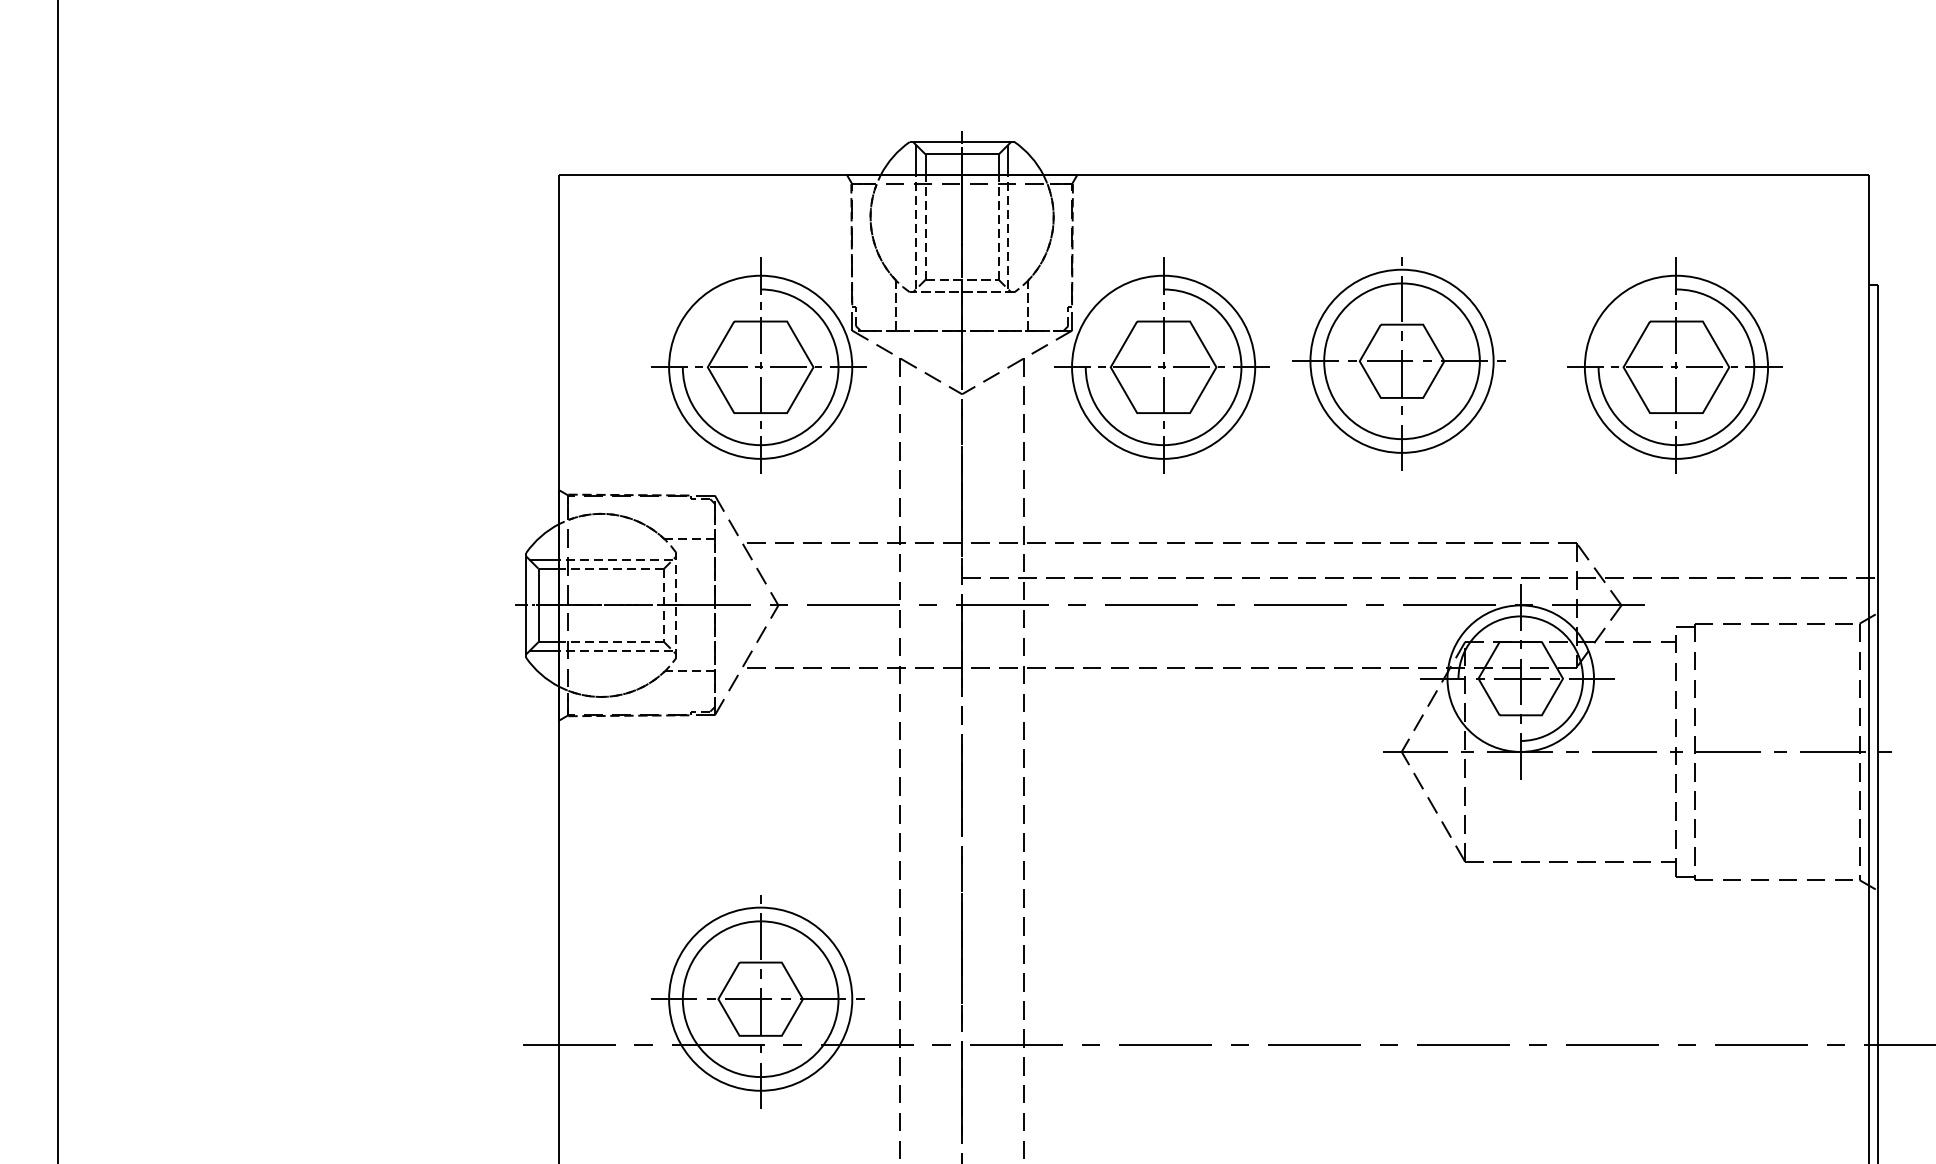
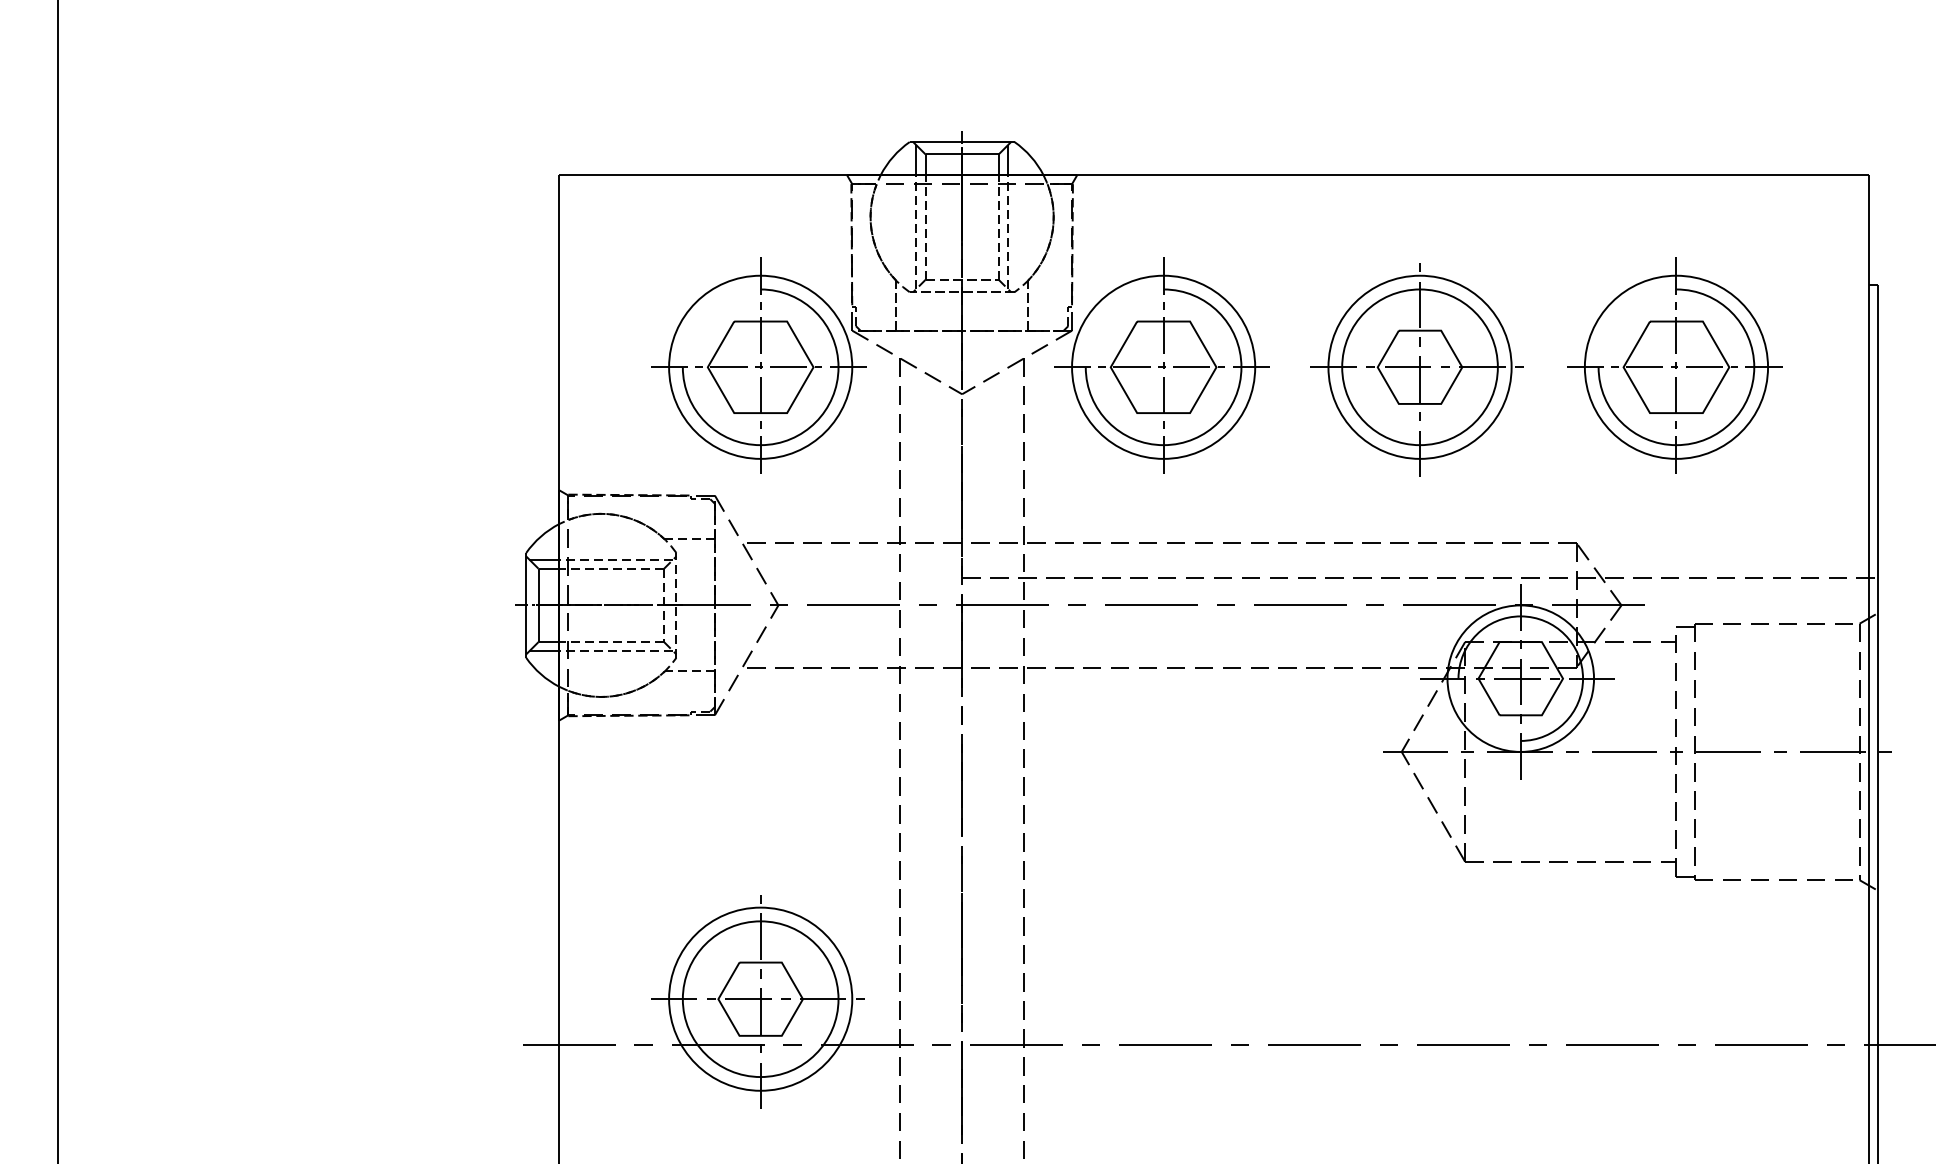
part position: (1398, 363) -> (1416, 369) (1416, 369)
